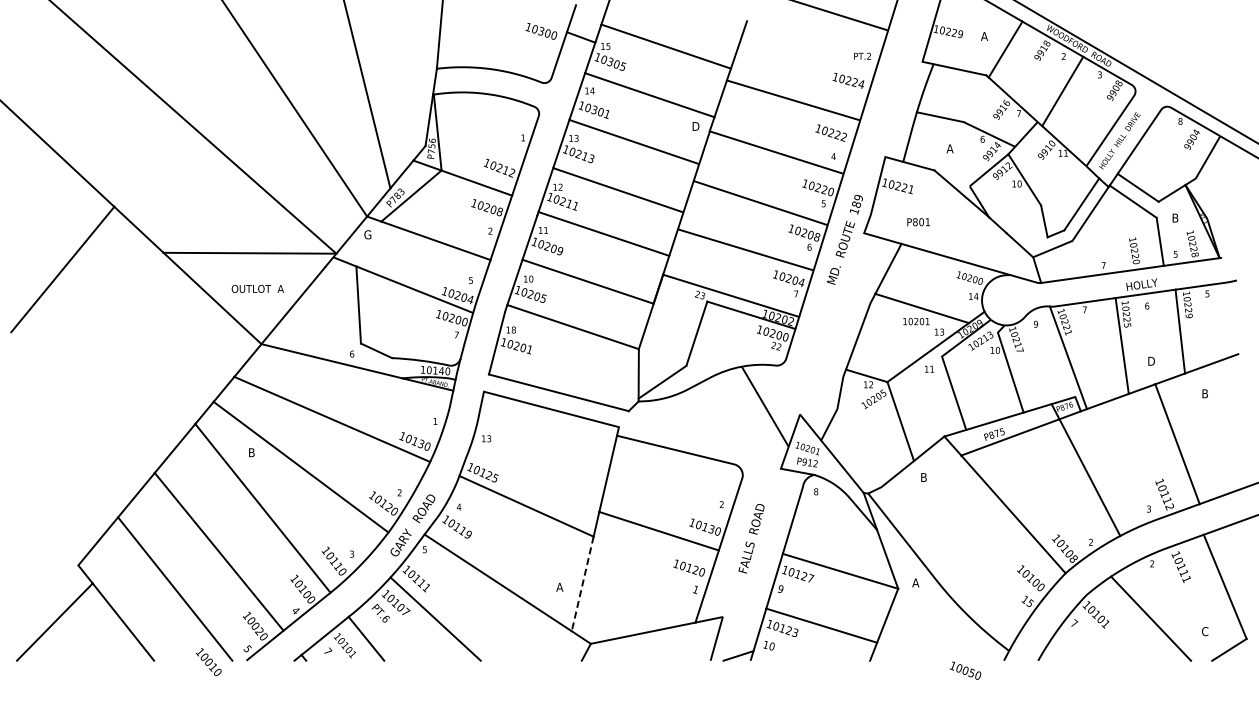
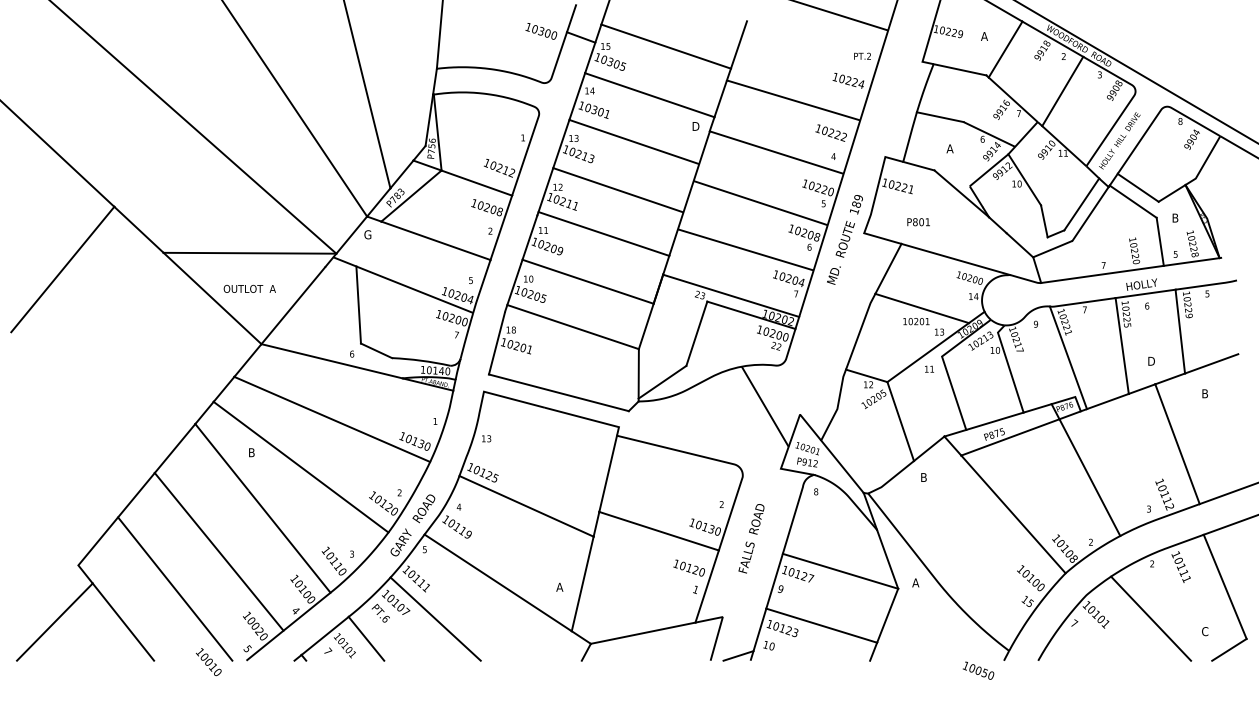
text position: (257, 288) -> (249, 288) (249, 288)
line: dashed -> solid (582, 583)
text position: (965, 670) -> (978, 670) (978, 670)
